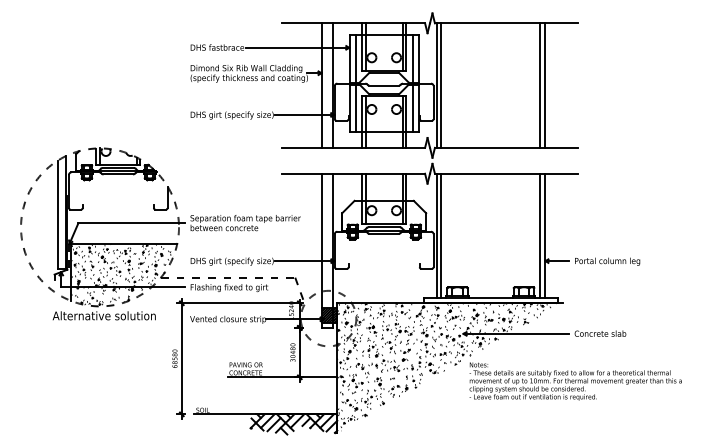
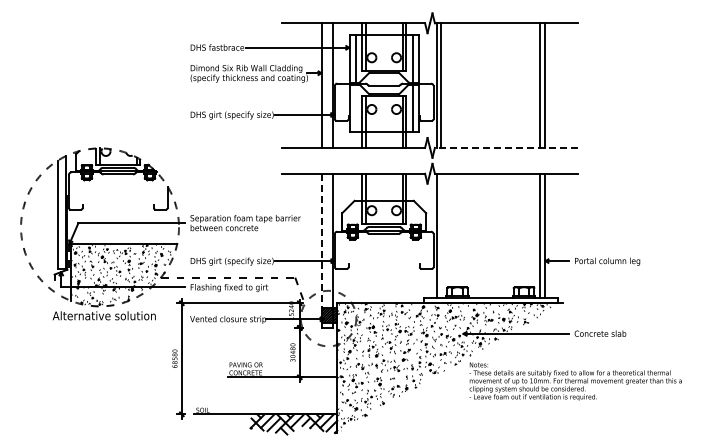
line: present -> none (355, 108)
line: solid -> dashed (506, 147)
line: present -> none (441, 235)
line: solid -> dashed (322, 241)
